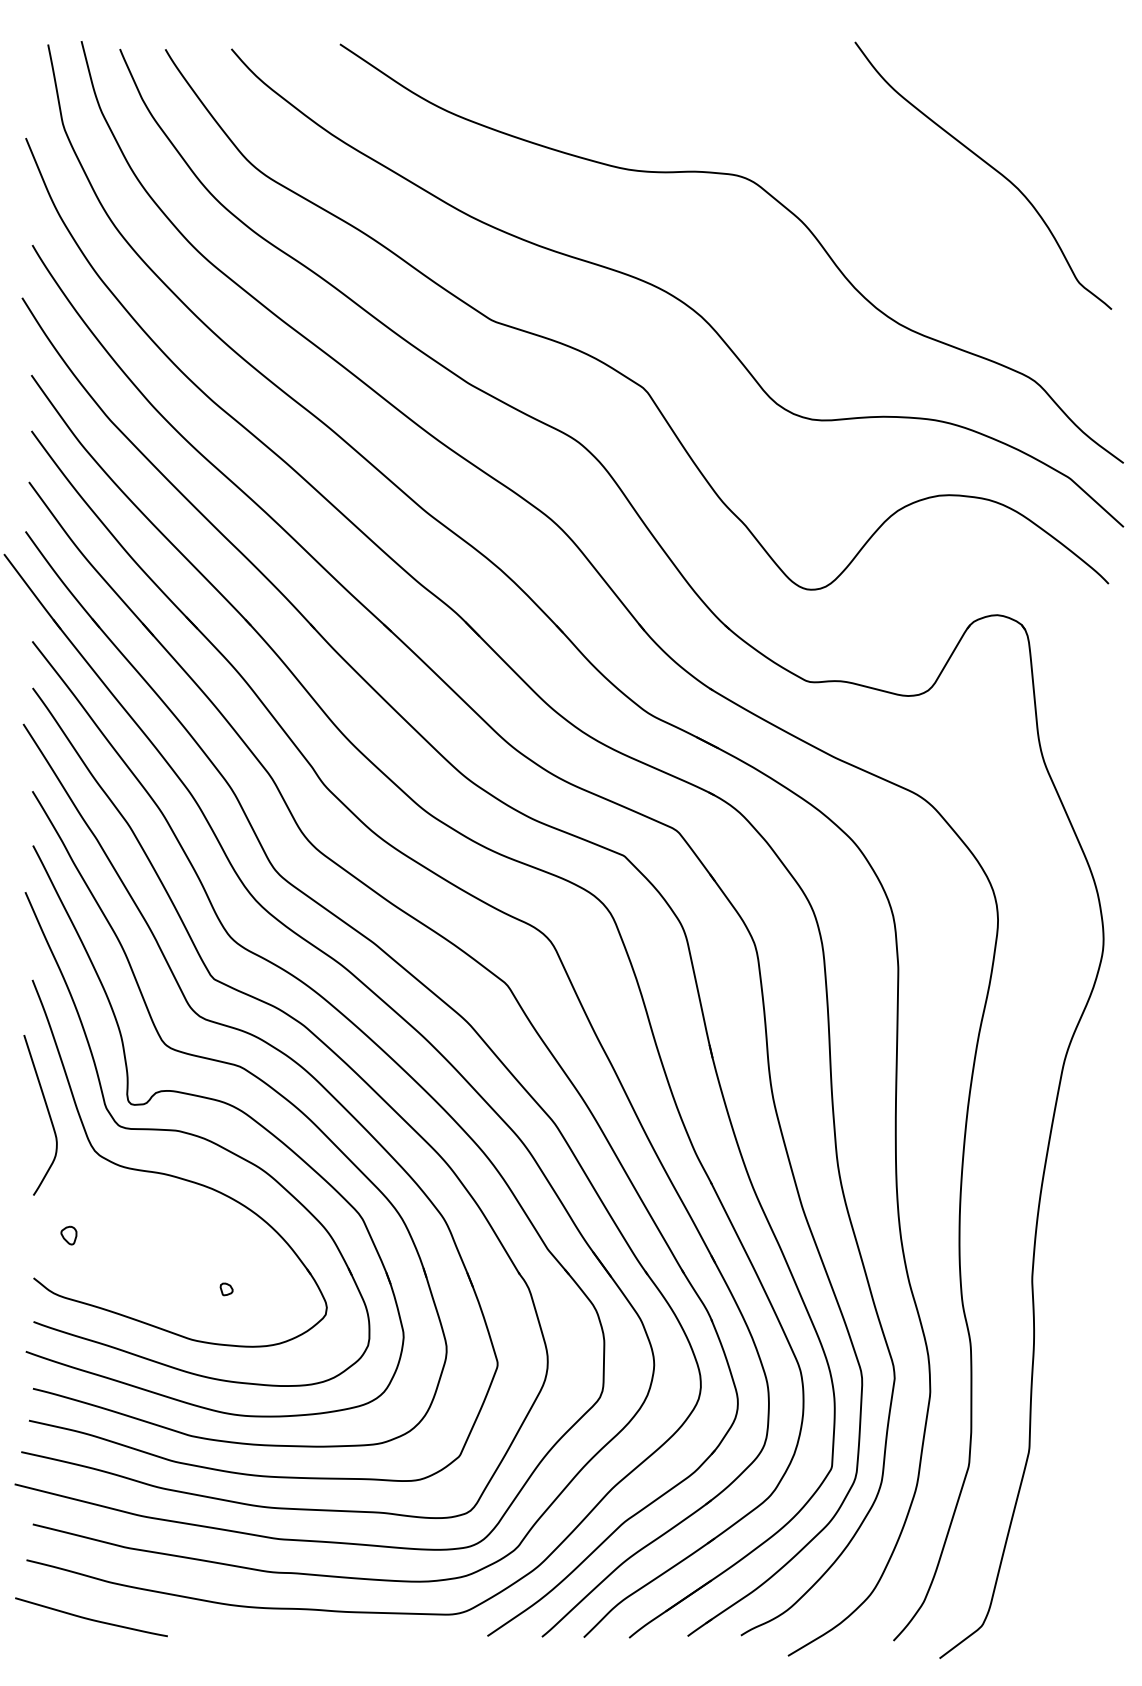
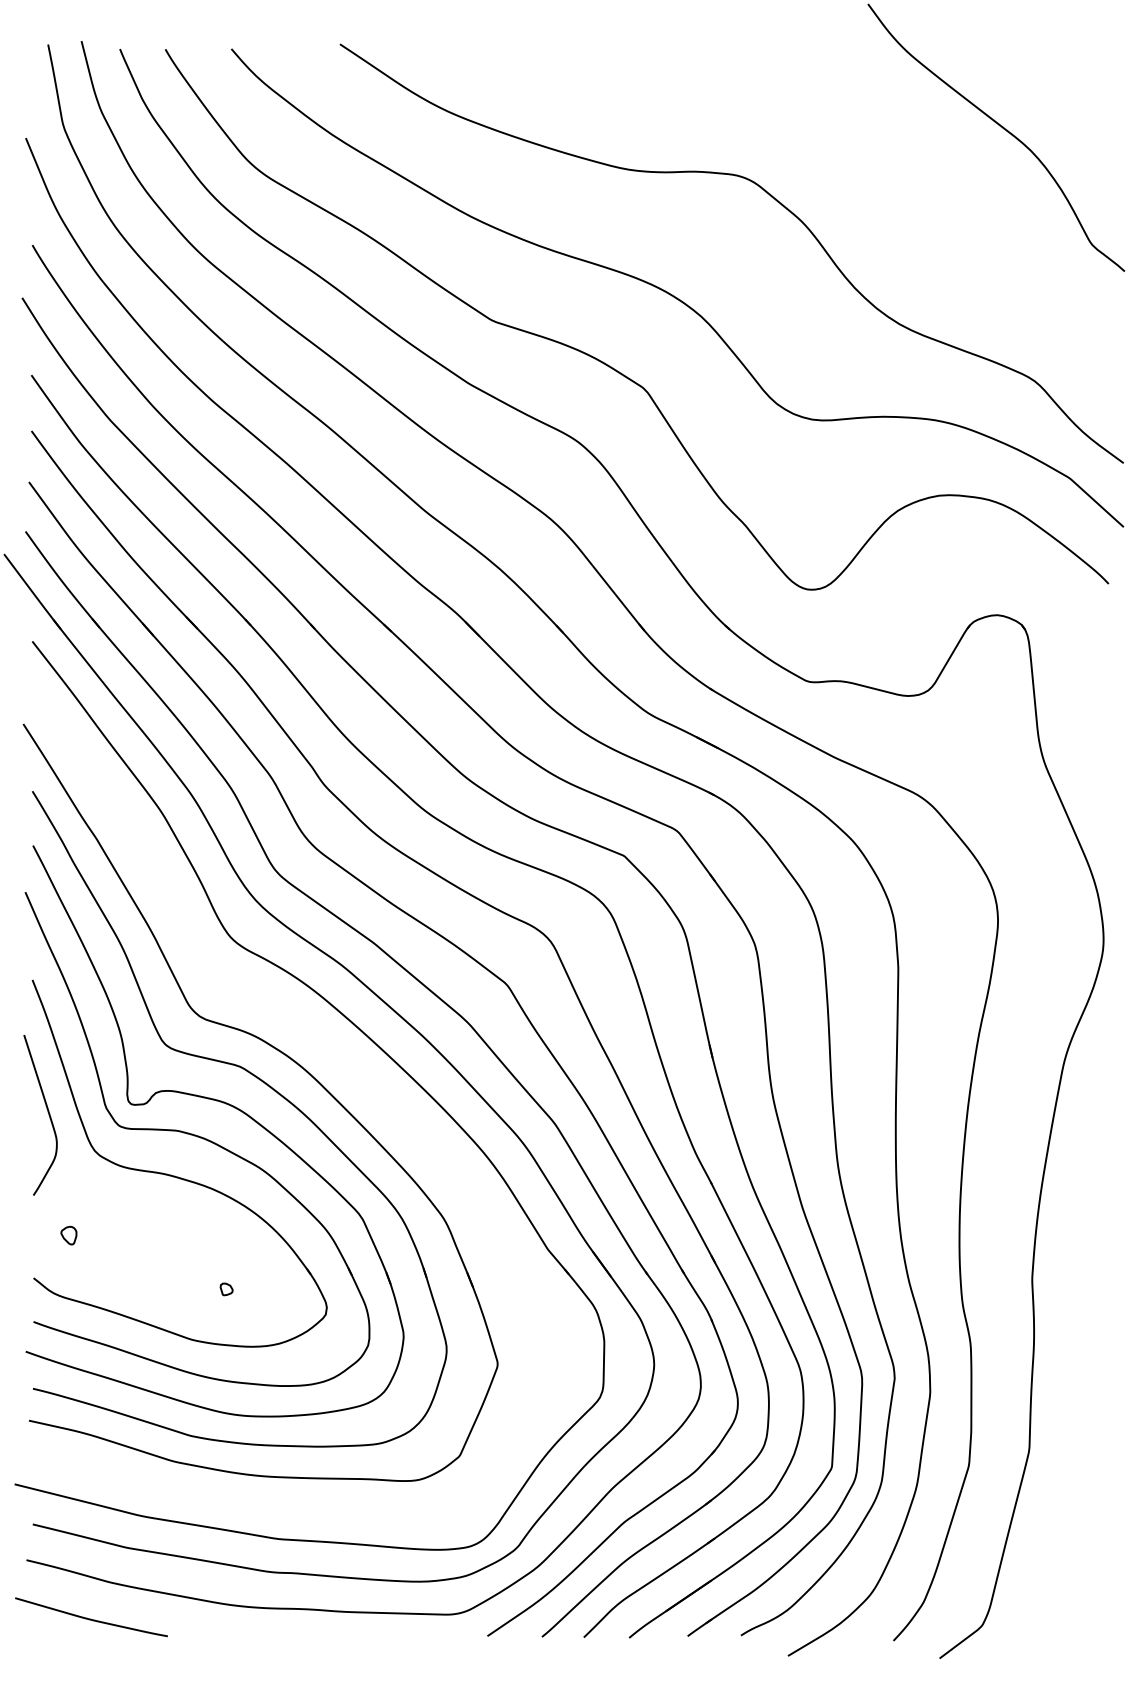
curve position: (990, 167) -> (1003, 129) (1003, 129)
part: present -> none (333, 1053)
